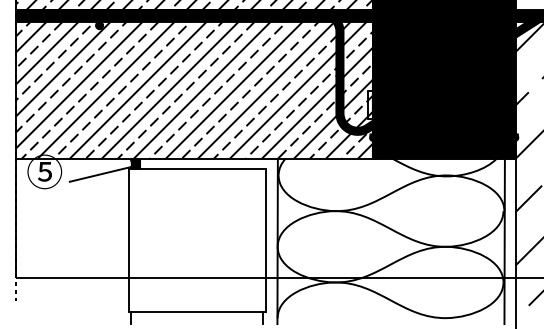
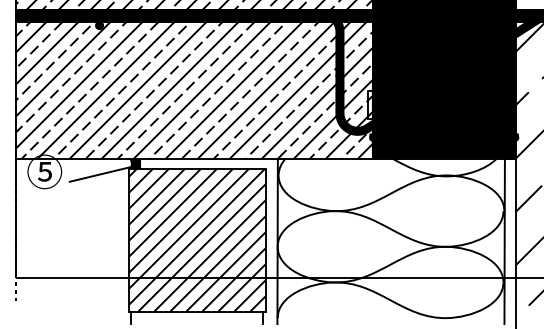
hatch: none -> present (197, 240)
